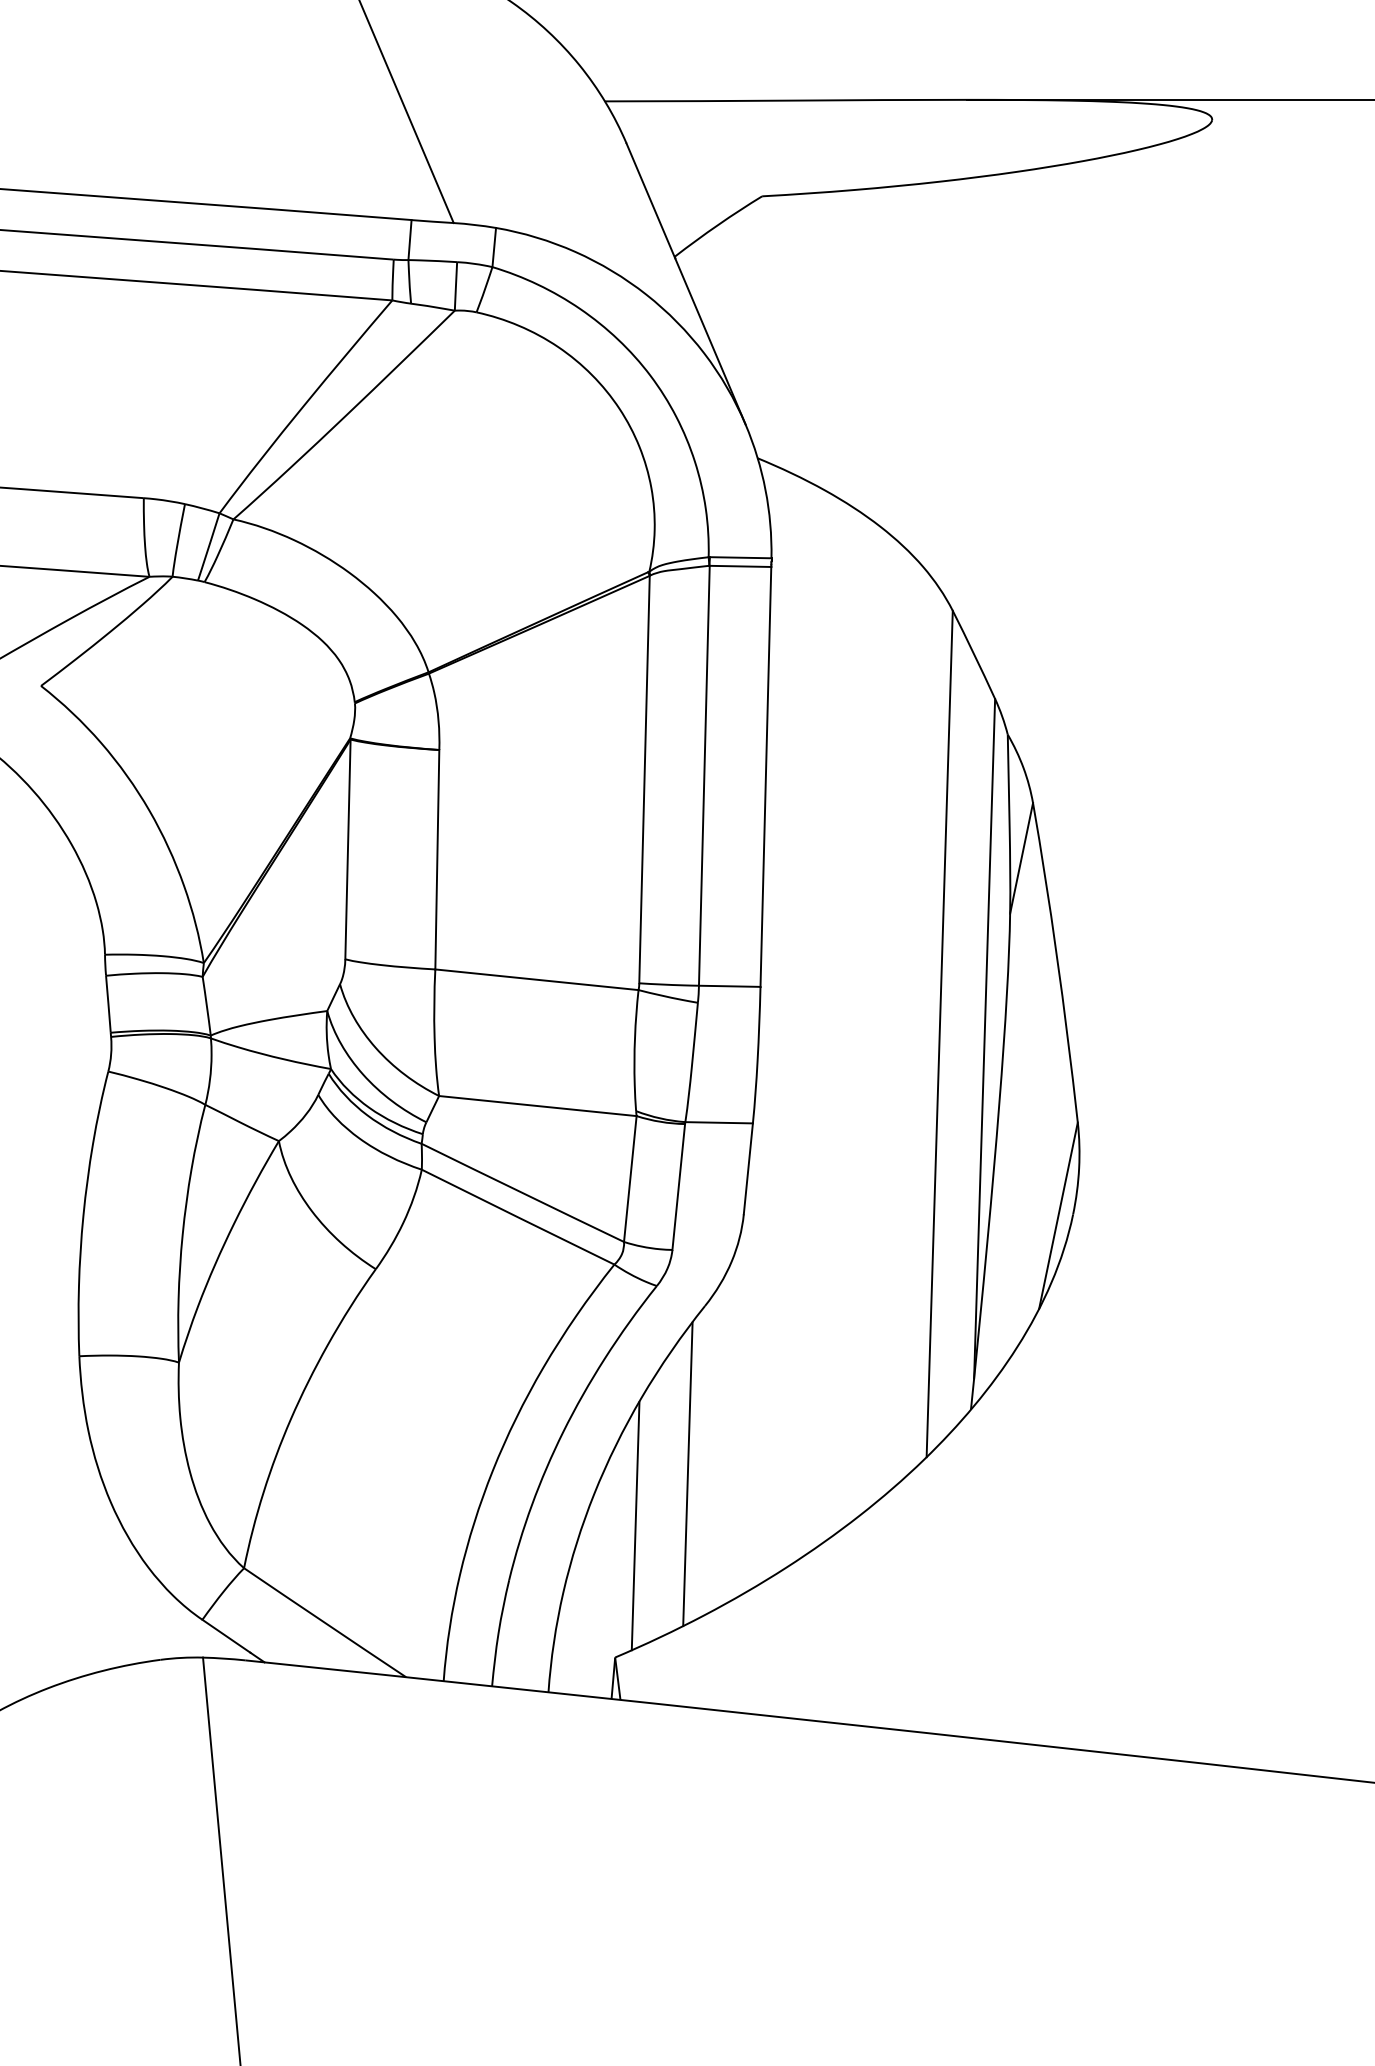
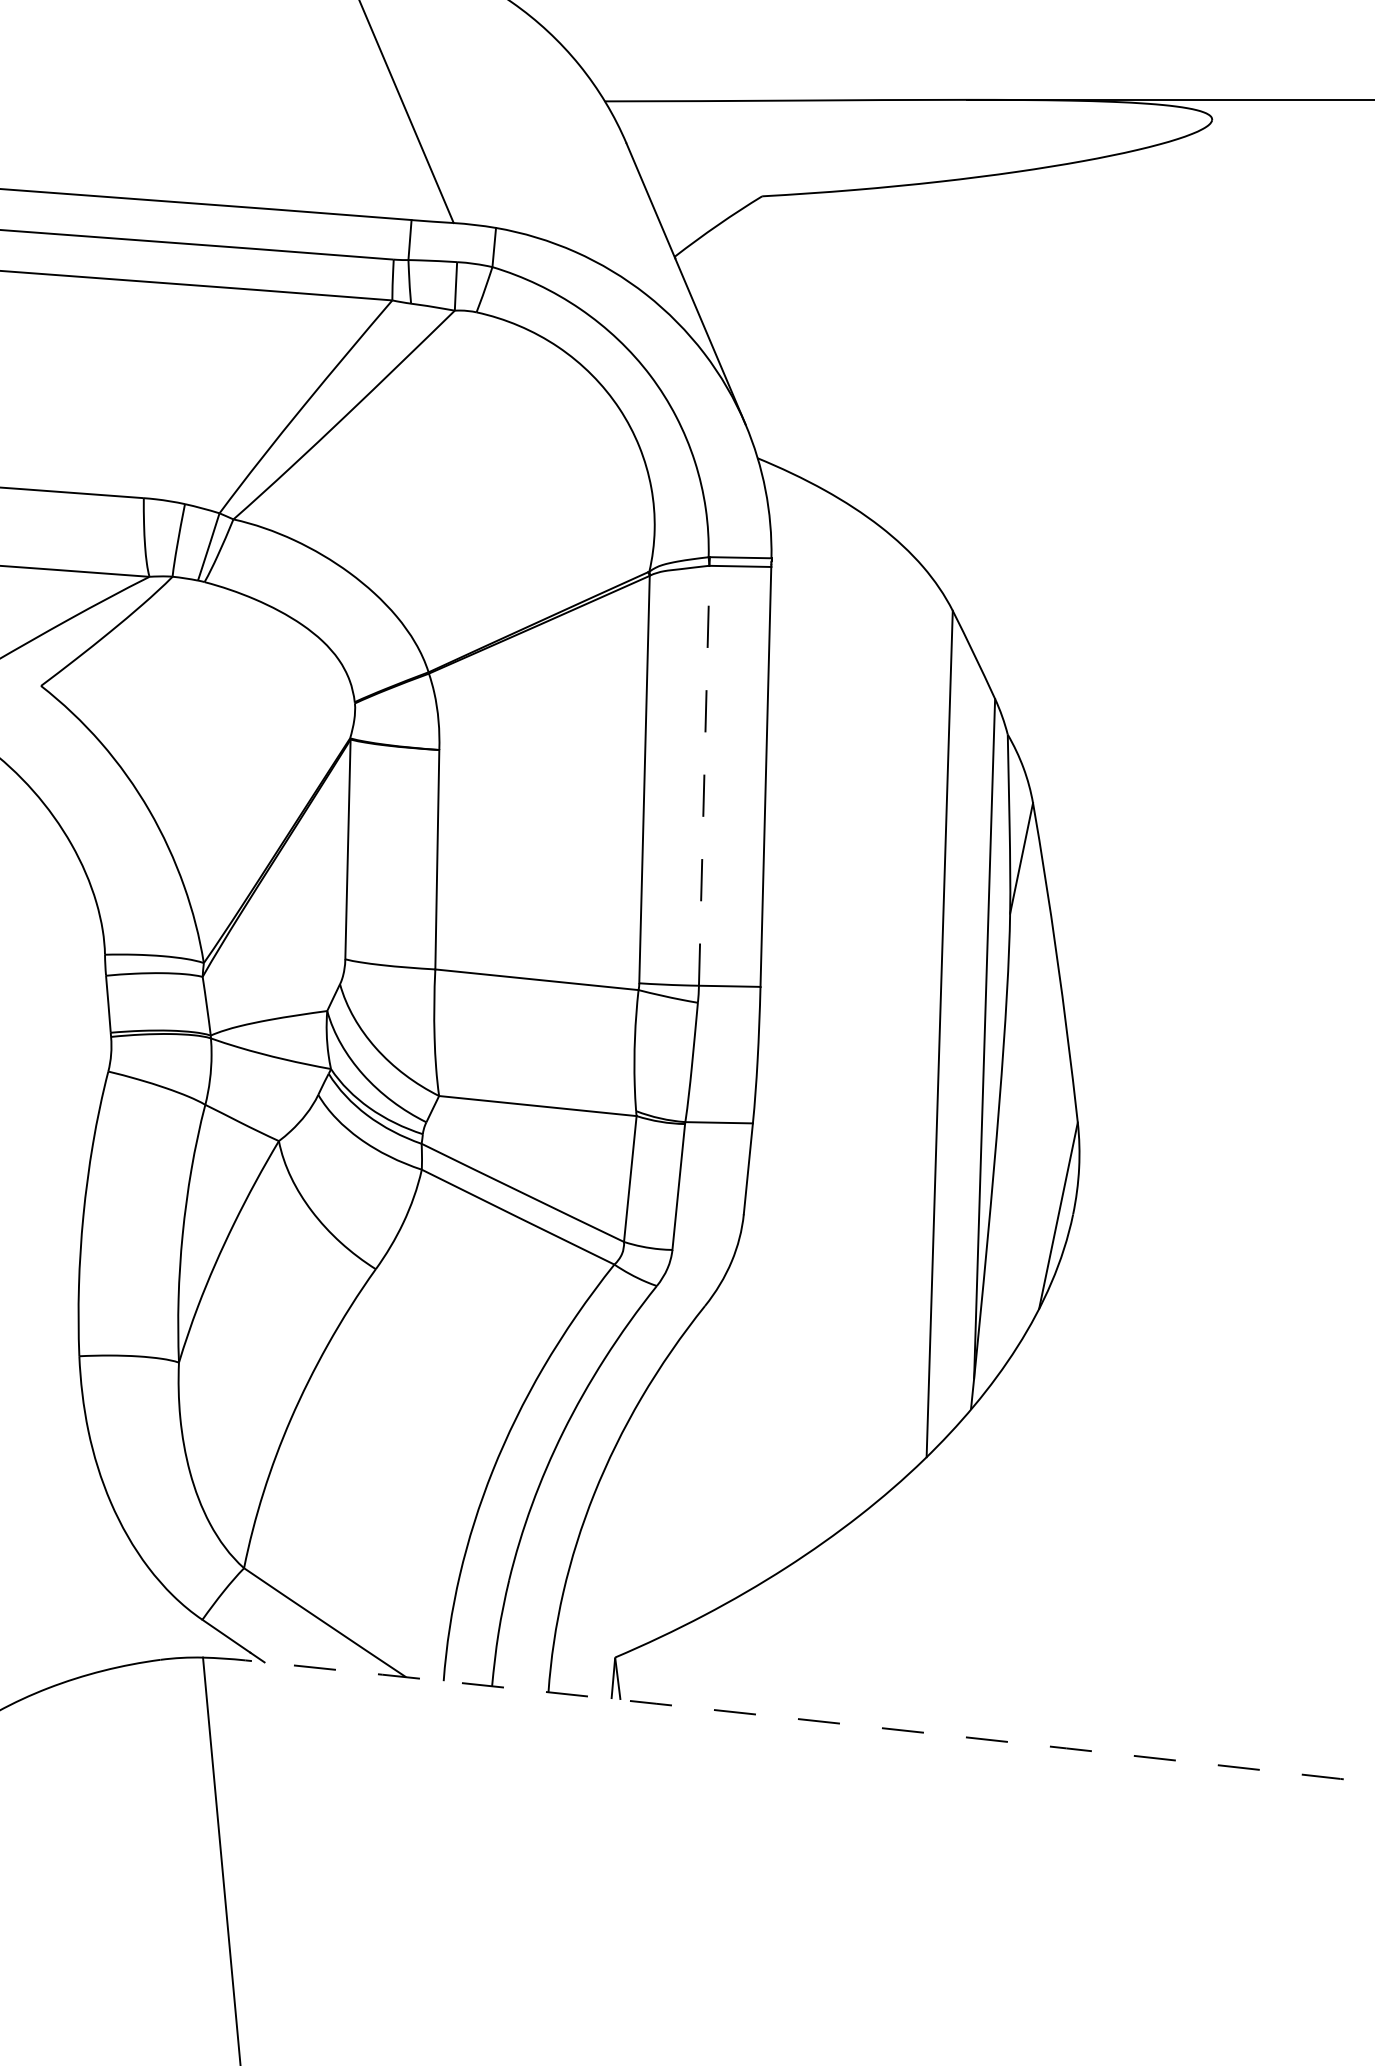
line: solid -> dashed (704, 775)
line: present -> none (687, 1474)
line: present -> none (635, 1526)
arc: solid -> dashed (809, 1720)
